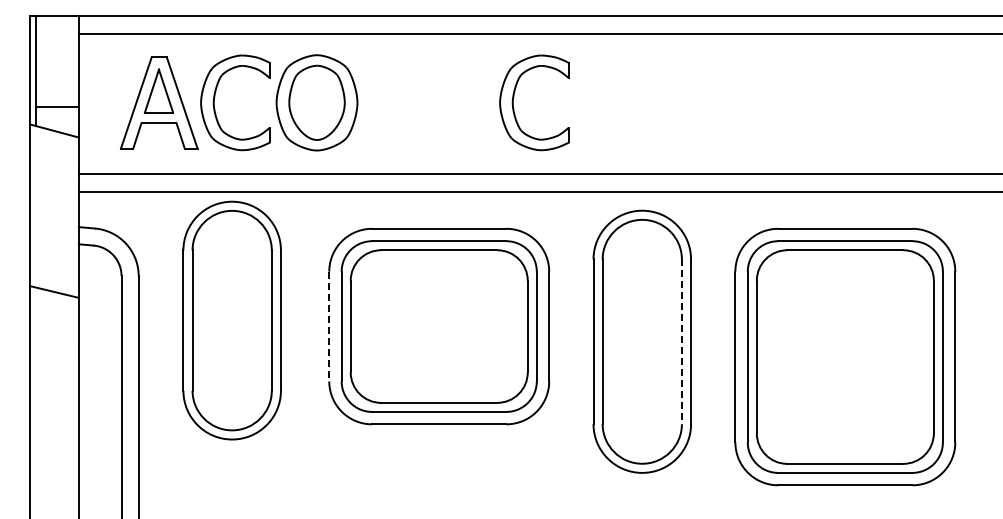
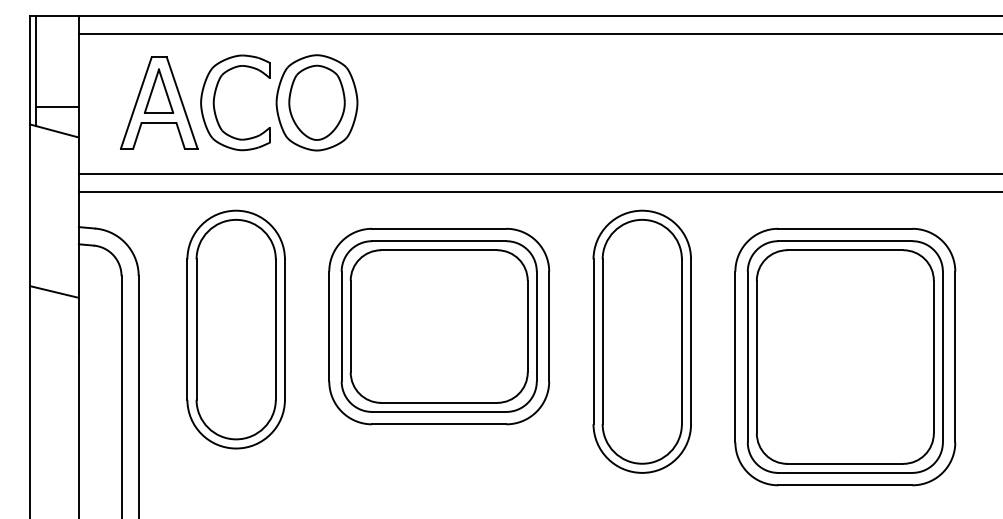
part: present -> none (514, 97)
part position: (231, 320) -> (235, 329) (235, 329)
line: dashed -> solid (329, 326)
line: dashed -> solid (681, 342)
